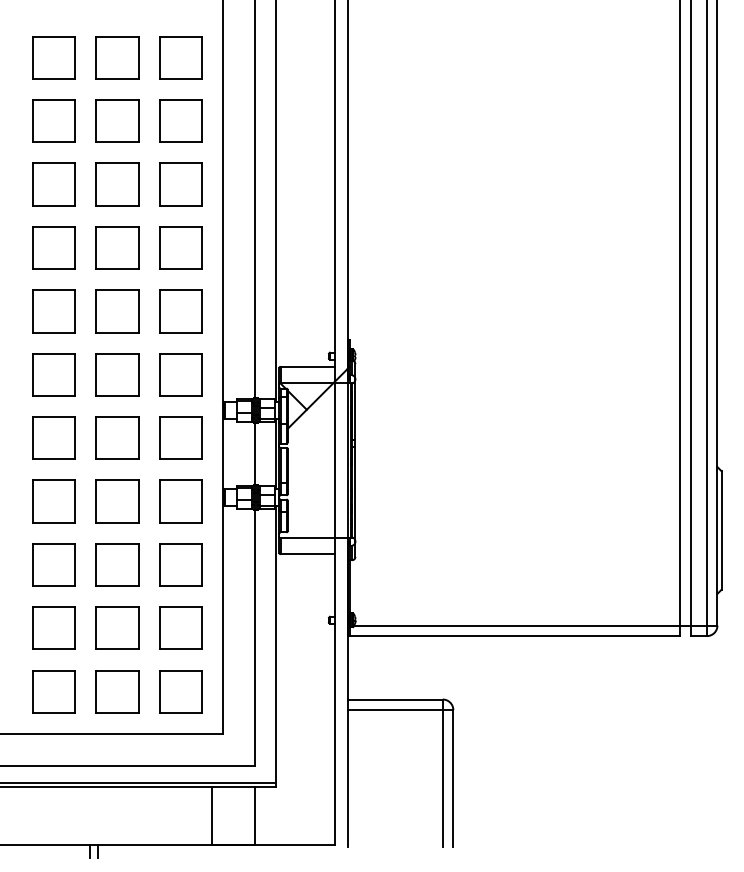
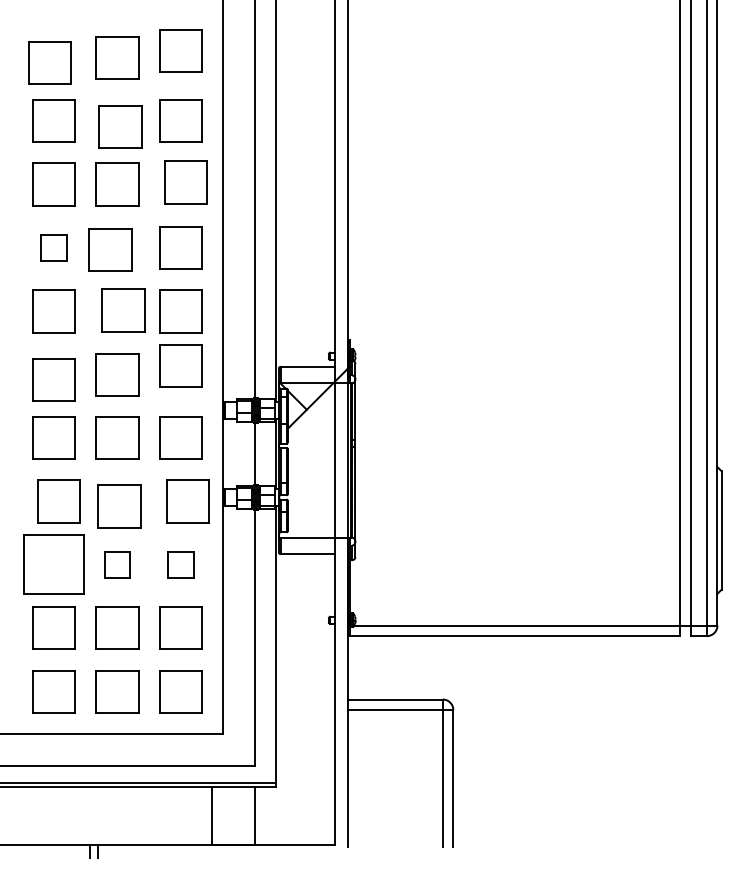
part position: (53, 57) -> (49, 62) (49, 62)
part position: (180, 57) -> (180, 50) (180, 50)
part position: (117, 120) -> (120, 126) (120, 126)
part position: (180, 184) -> (185, 182) (185, 182)
part size: 44x44 px -> 28x28 px (53, 247)
part position: (117, 247) -> (110, 249) (110, 249)
part position: (117, 311) -> (123, 310) (123, 310)
part position: (53, 374) -> (53, 379) (53, 379)
part position: (180, 374) -> (180, 365) (180, 365)
part position: (53, 501) -> (58, 501) (58, 501)
part position: (117, 501) -> (119, 506) (119, 506)
part position: (180, 501) -> (187, 501) (187, 501)
part size: 44x44 px -> 62x61 px (53, 564)
part size: 45x44 px -> 27x28 px (117, 564)
part size: 44x44 px -> 28x28 px (180, 564)
